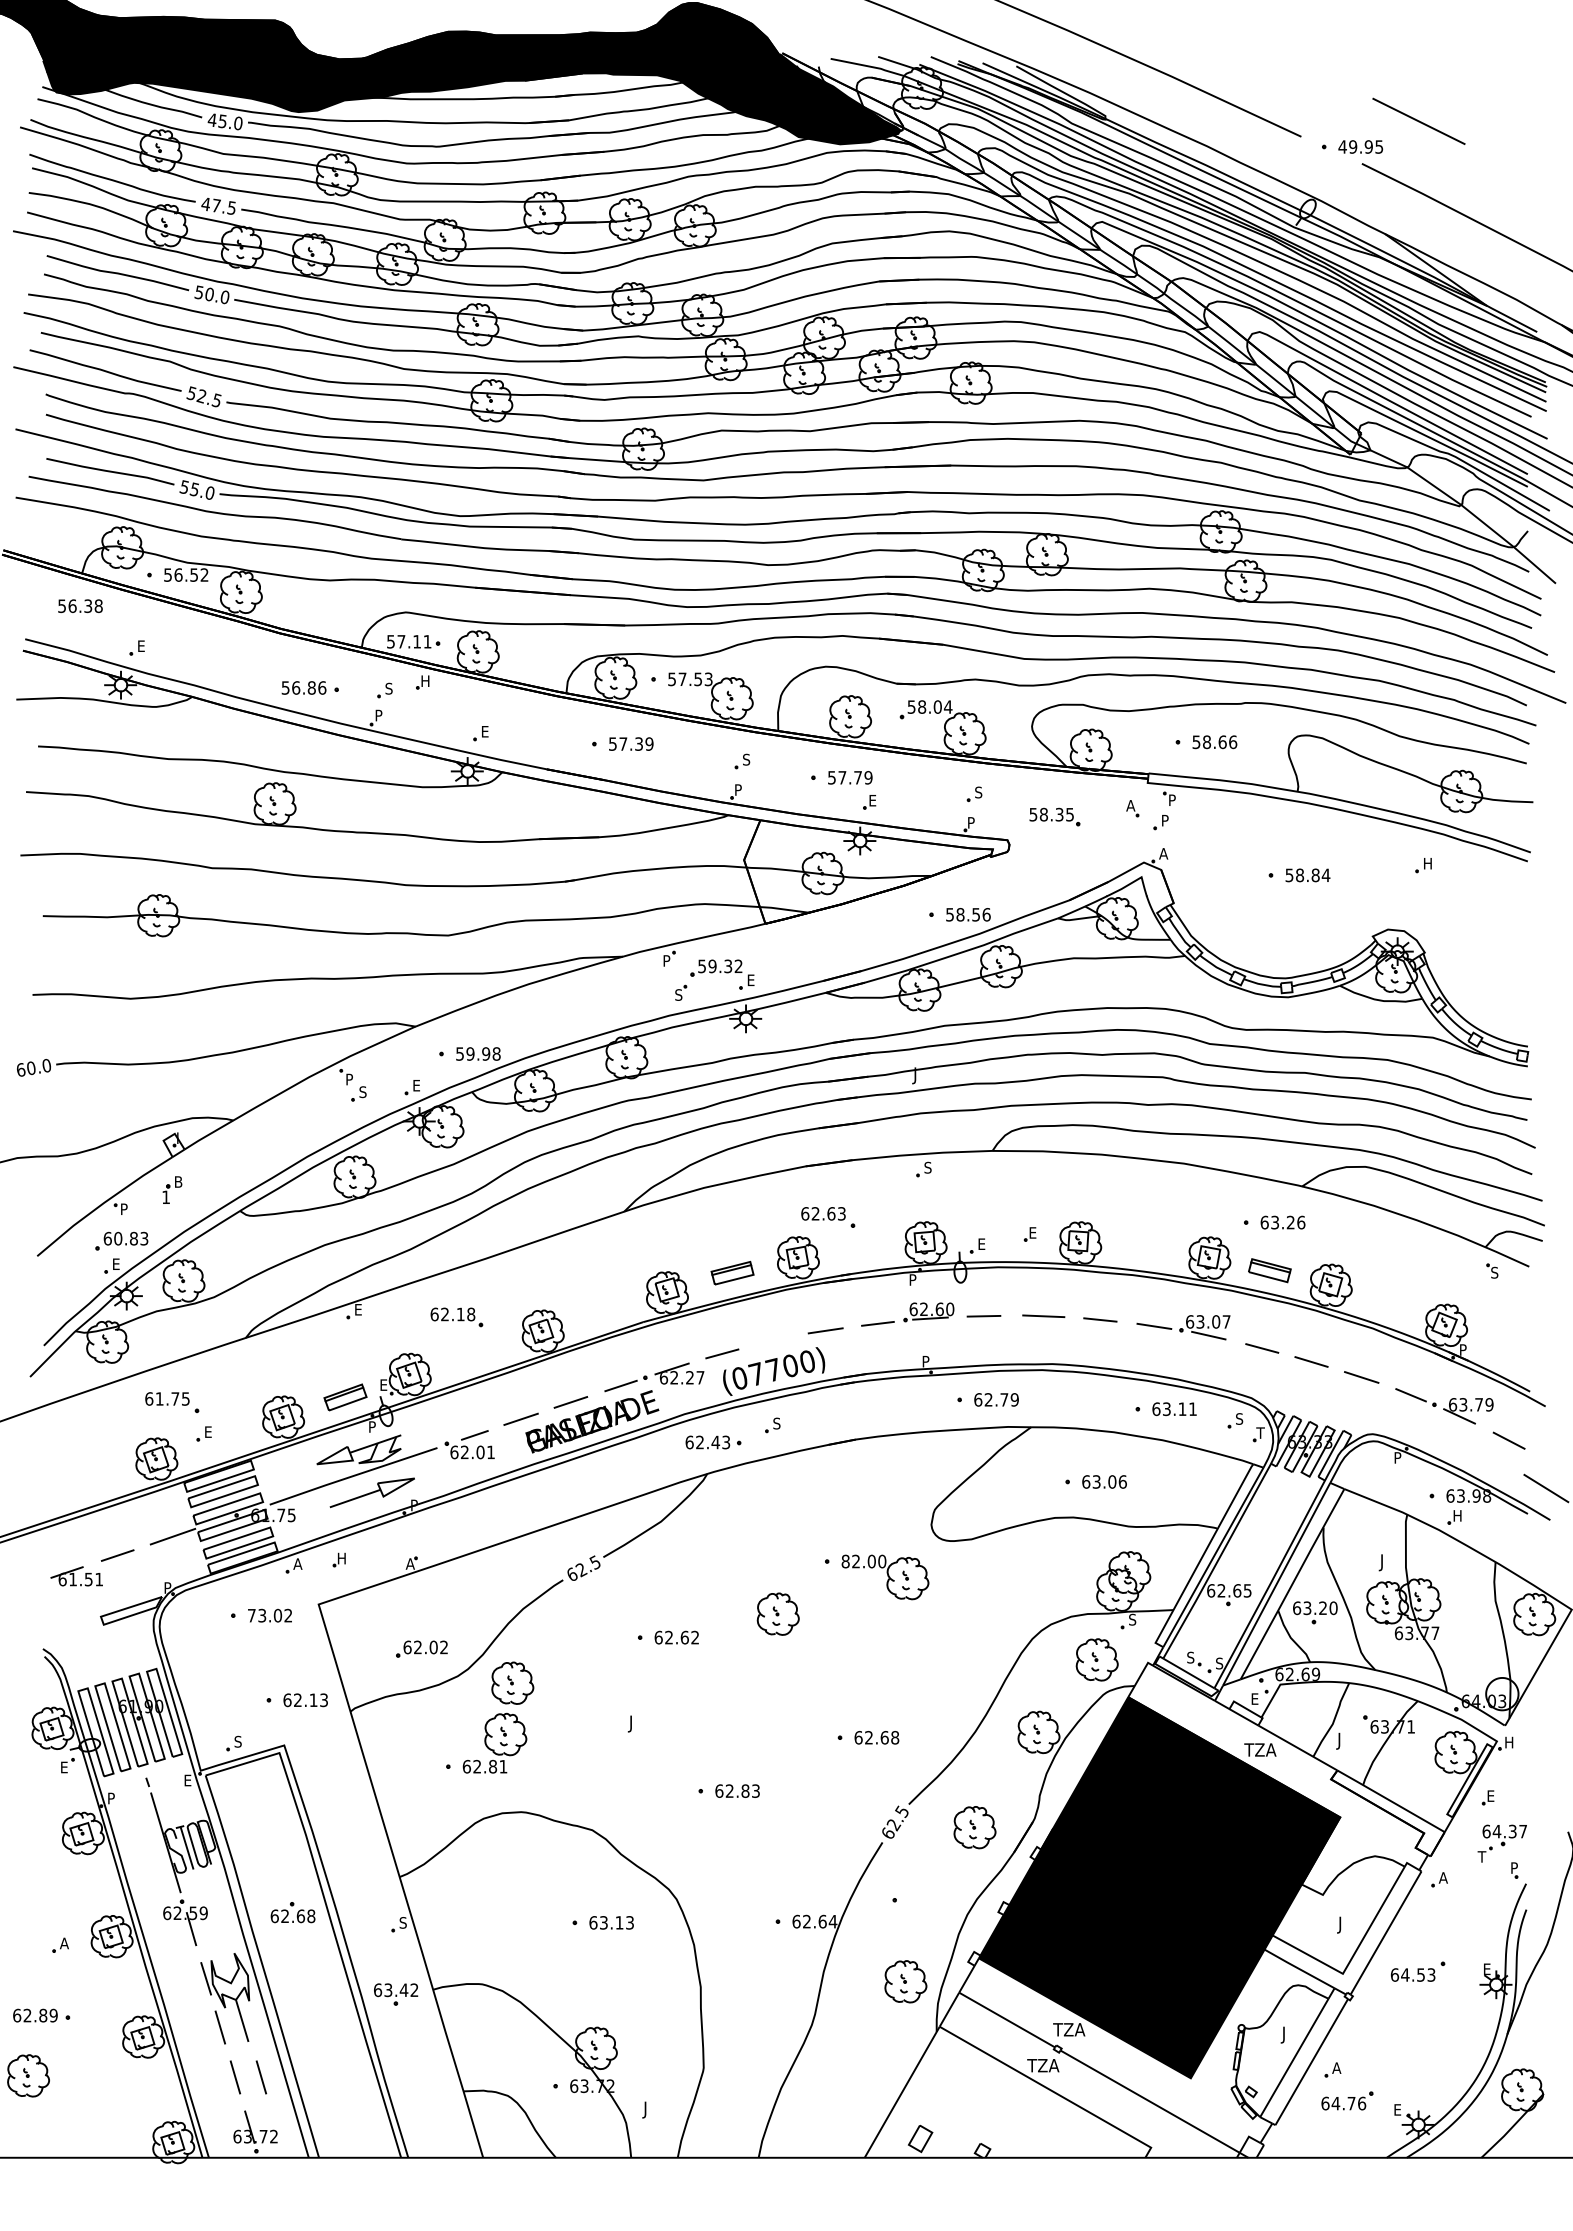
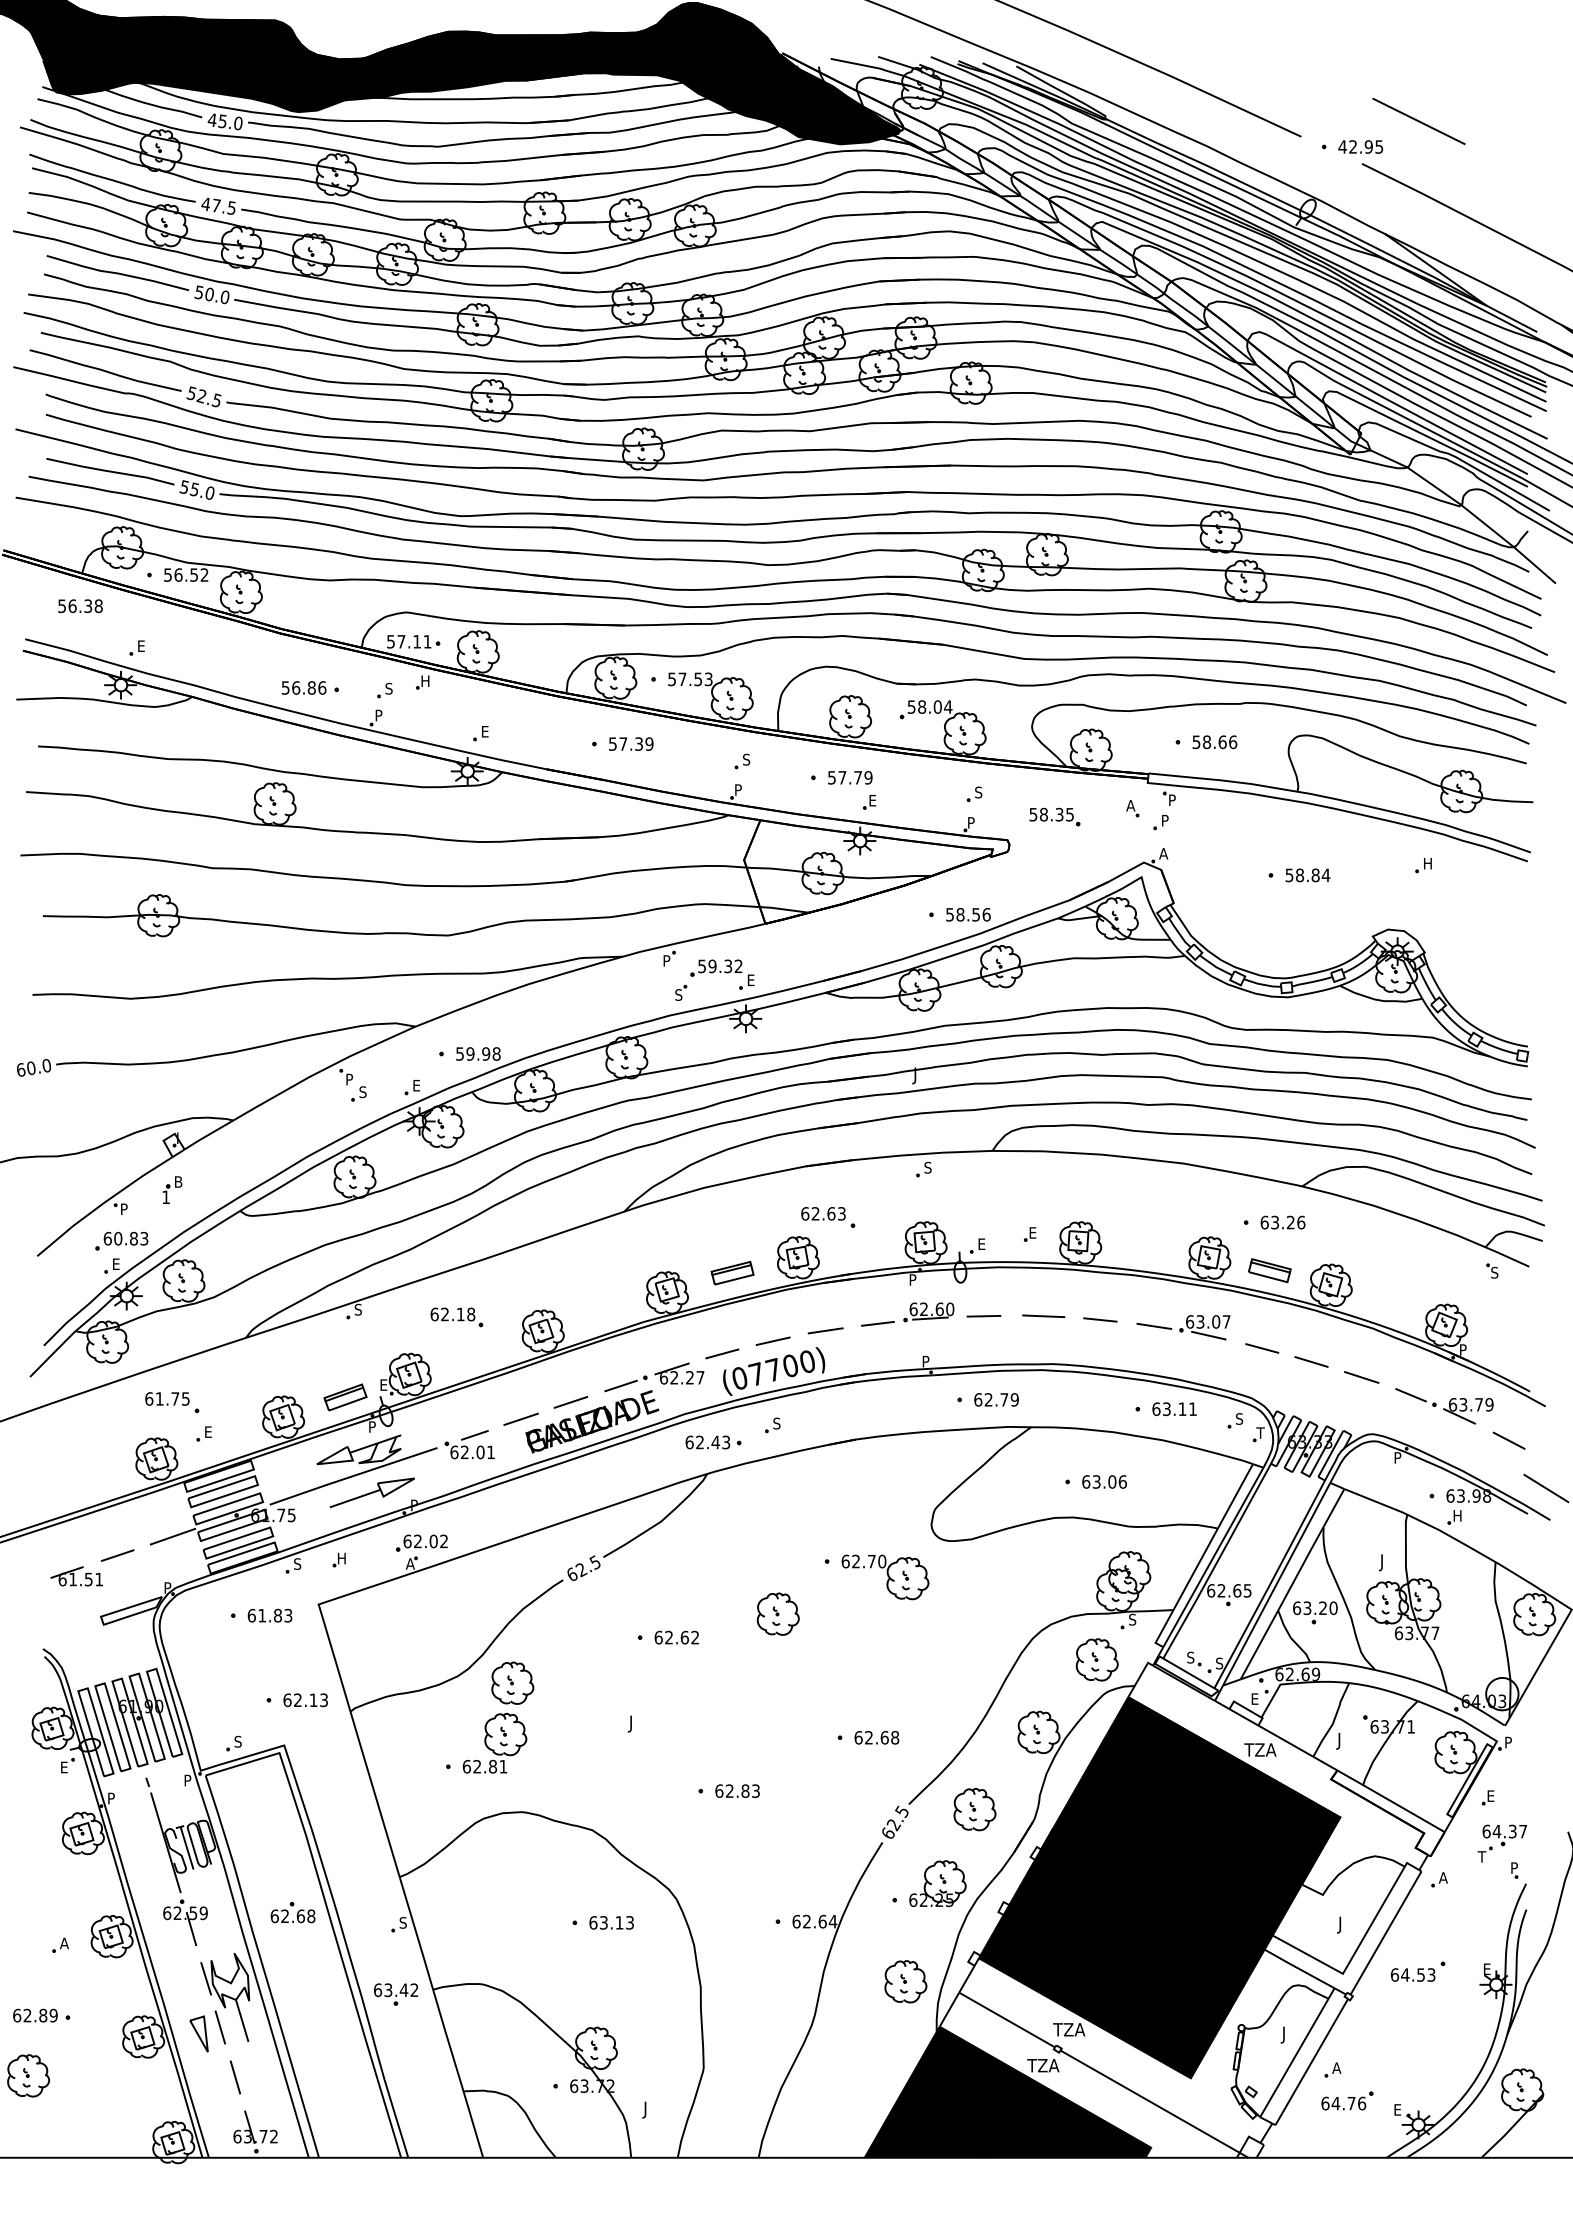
text: 49.95 -> 42.95 (1353, 146)
text: E -> S (357, 1309)
line: none -> present (772, 1340)
text: 82.00 -> 62.70 (858, 1561)
text: A -> S (297, 1563)
text: 73.02 -> 61.83 (269, 1615)
part position: (421, 1648) -> (421, 1542) (421, 1542)
text: H -> P (1509, 1742)
text: E -> P (188, 1780)
part position: (974, 1827) -> (974, 1809) (974, 1809)
part: none -> present (937, 1883)
part: none -> present (198, 2033)
line: present -> none (261, 2077)
fill: none -> present (1007, 2091)
